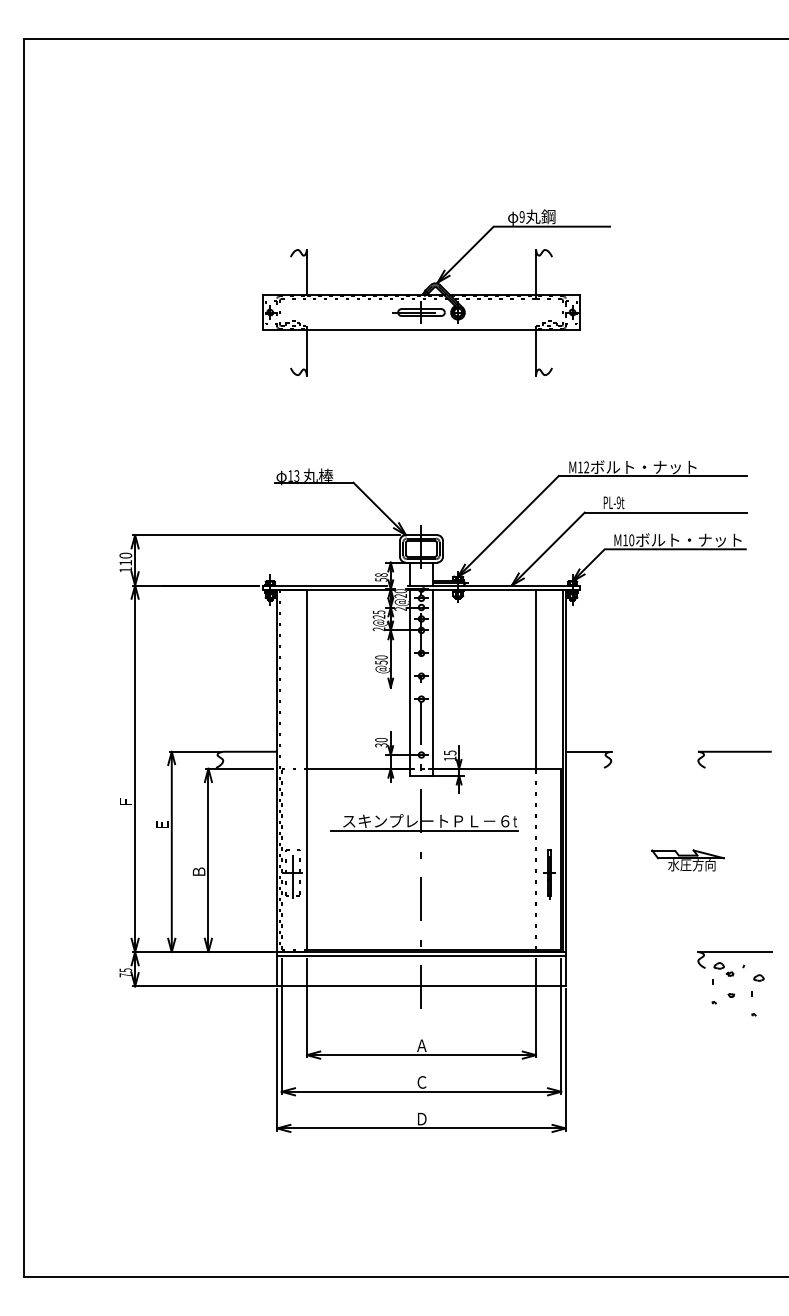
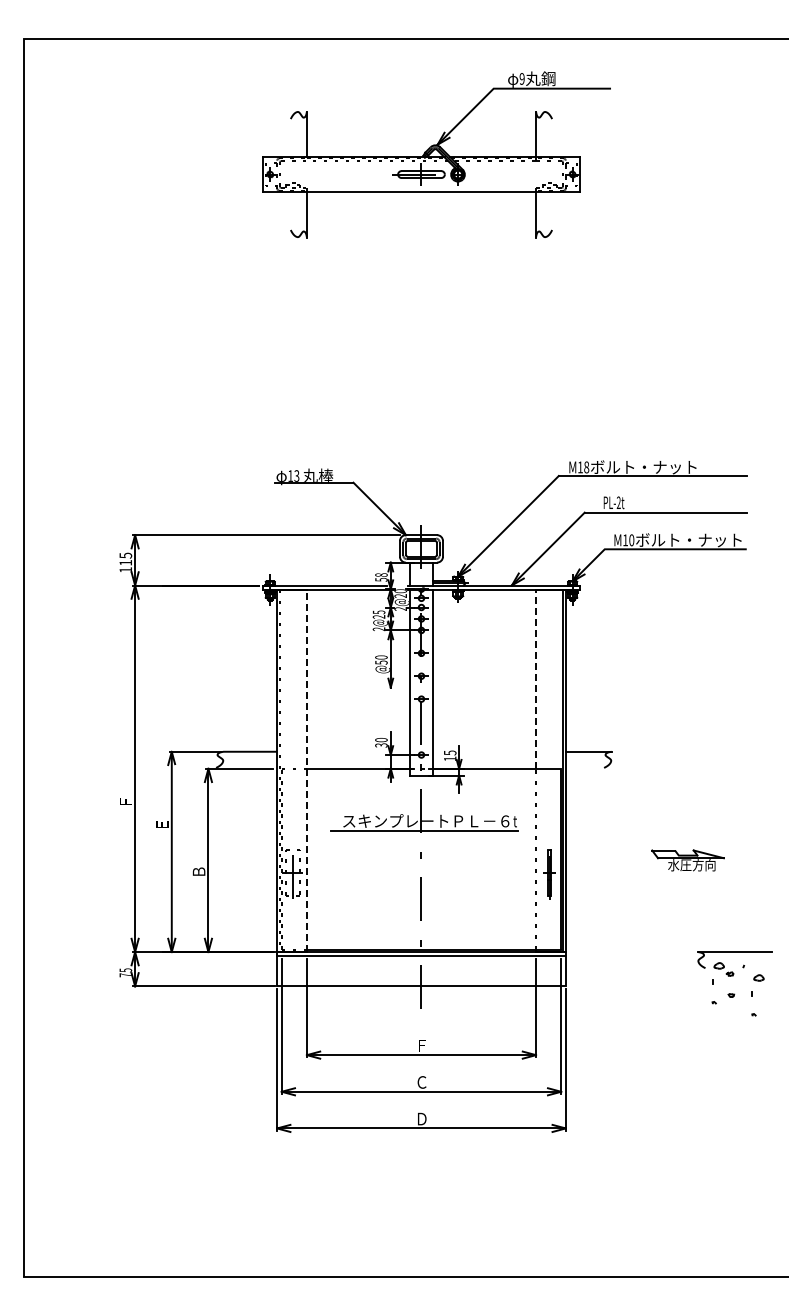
part position: (436, 292) -> (436, 154) (436, 154)
text: M12 -> M18 (586, 467)
text: PL-9t -> PL-2t (618, 503)
text: 110 -> 115 (125, 555)
line: solid -> dashed (536, 679)
curve: present -> none (734, 752)
line: solid -> dashed (306, 770)
text: Ａ -> Ｆ (421, 1045)
